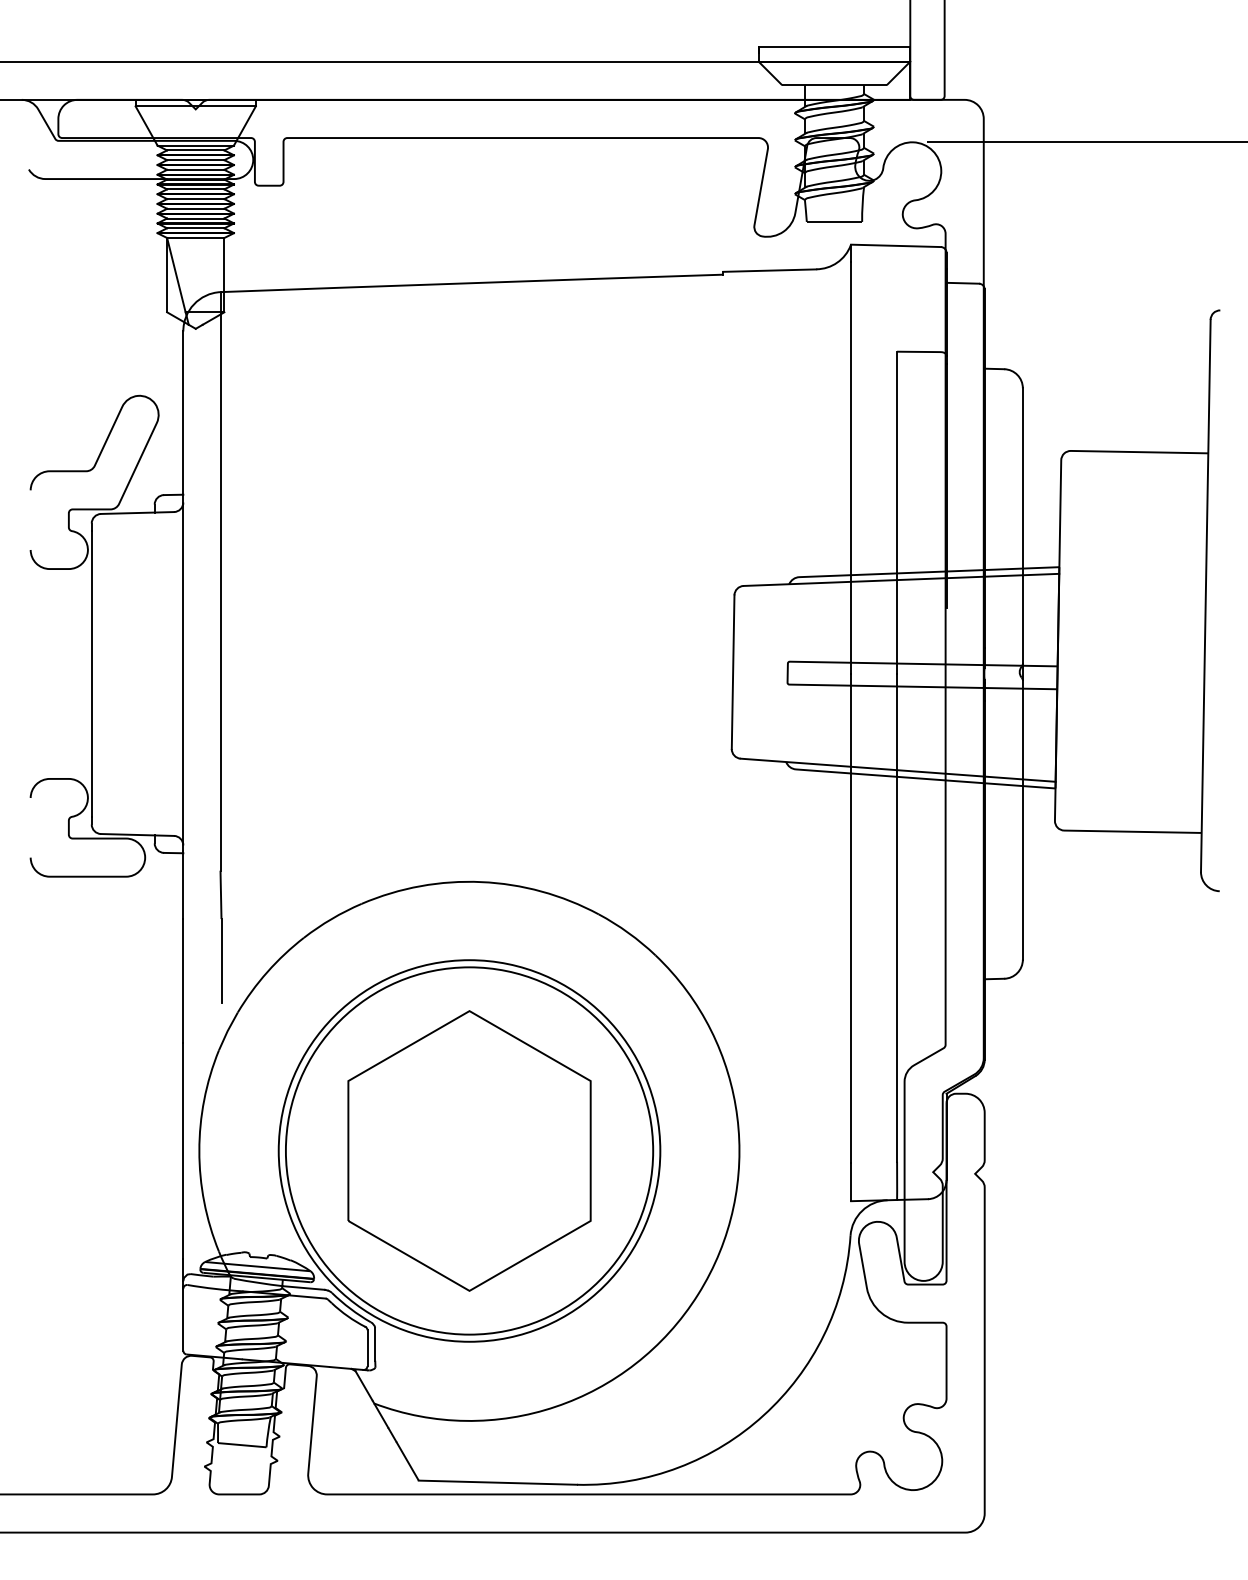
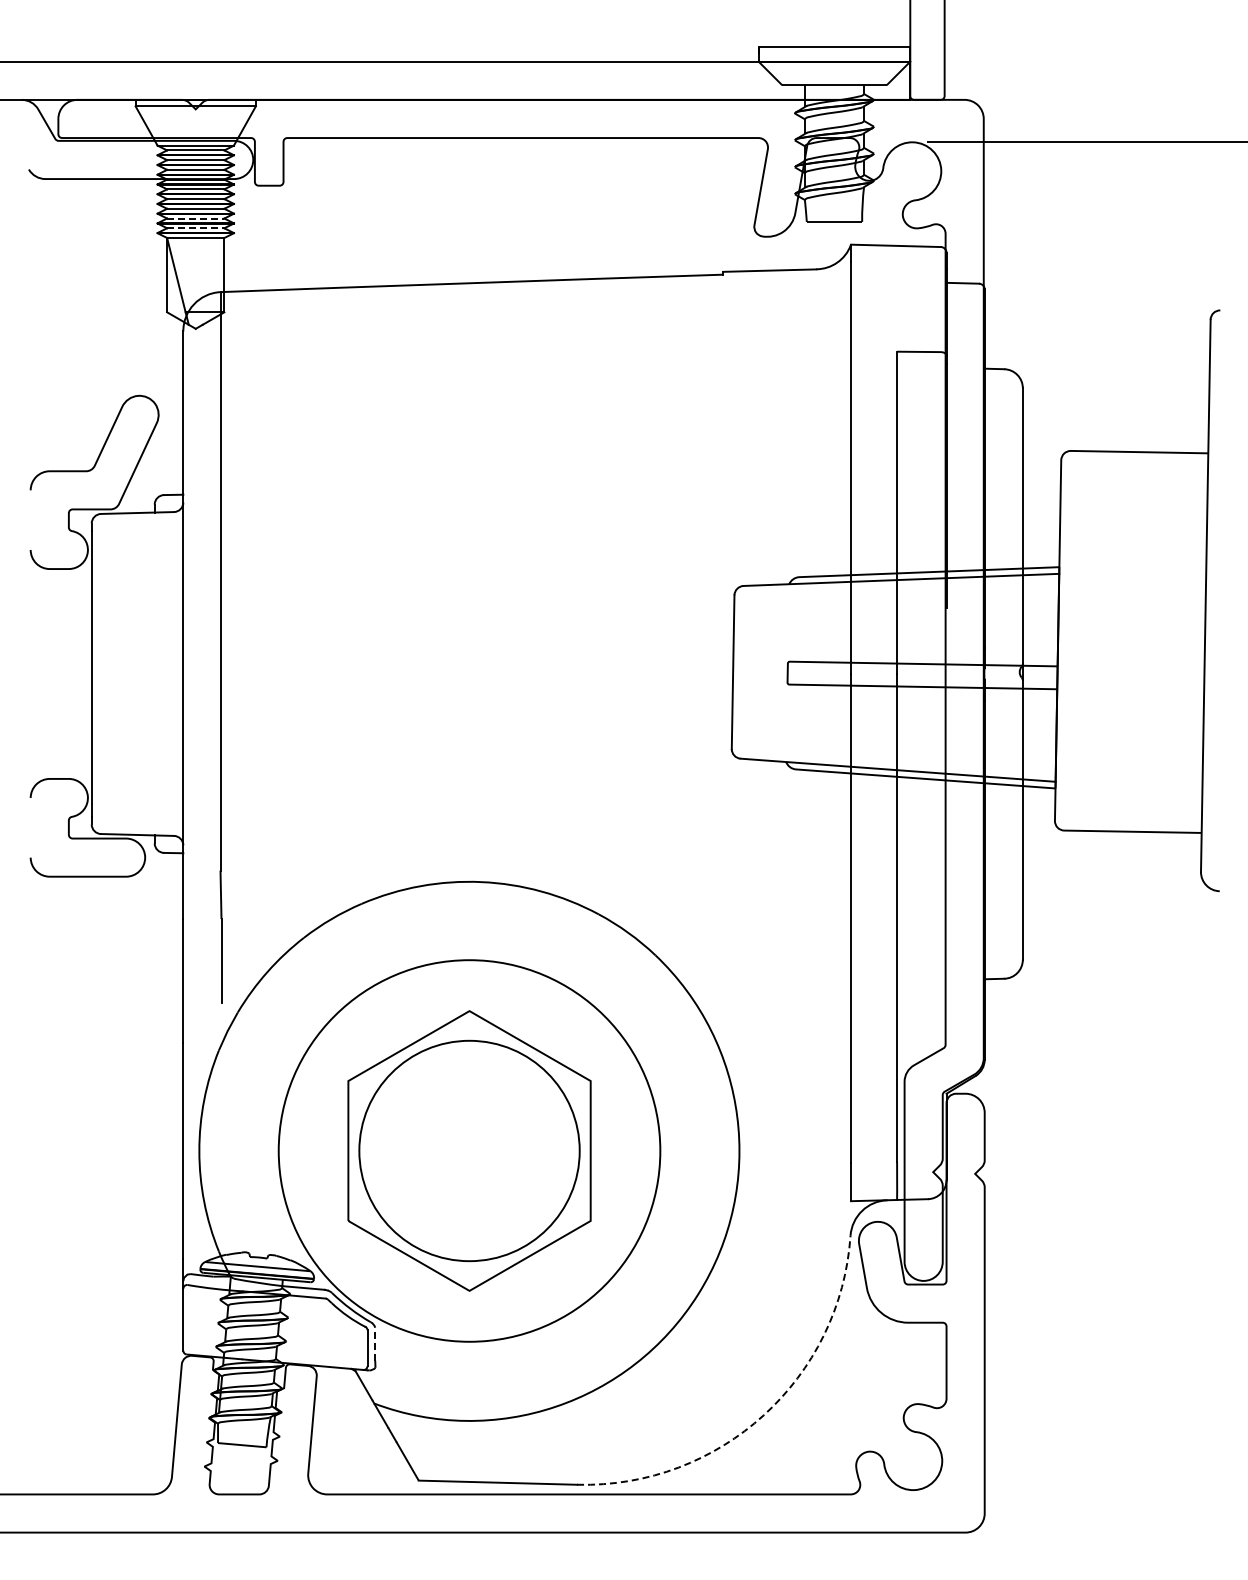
line: solid -> dashed (195, 218)
line: solid -> dashed (195, 228)
circle diameter: 367 px -> 220 px (469, 1150)
line: solid -> dashed (375, 1343)
arc: solid -> dashed (763, 1415)
